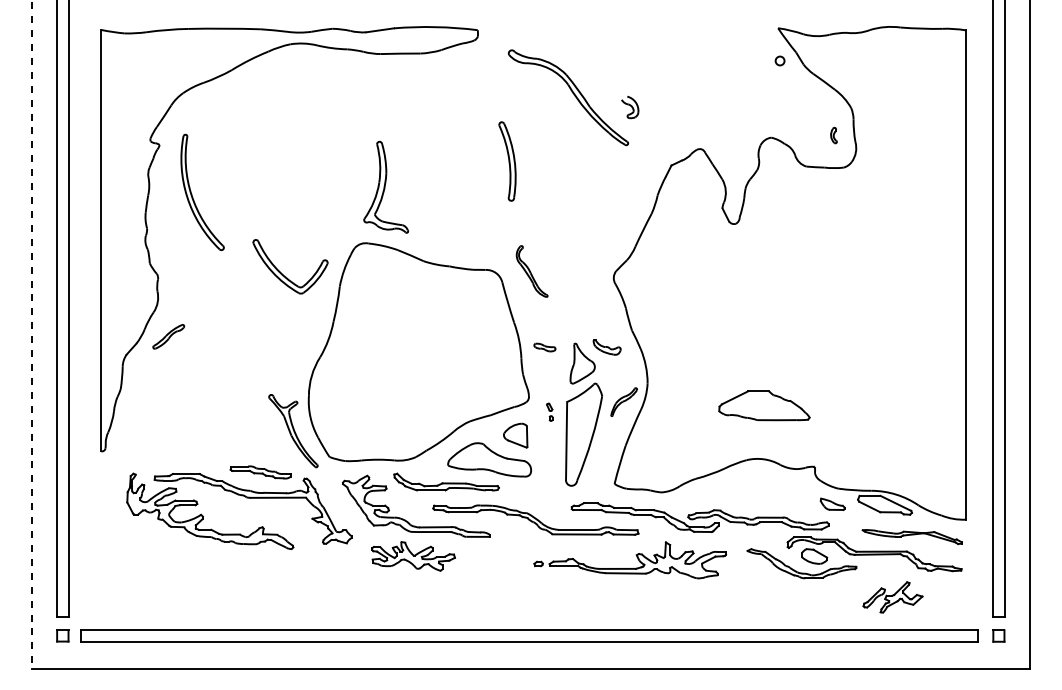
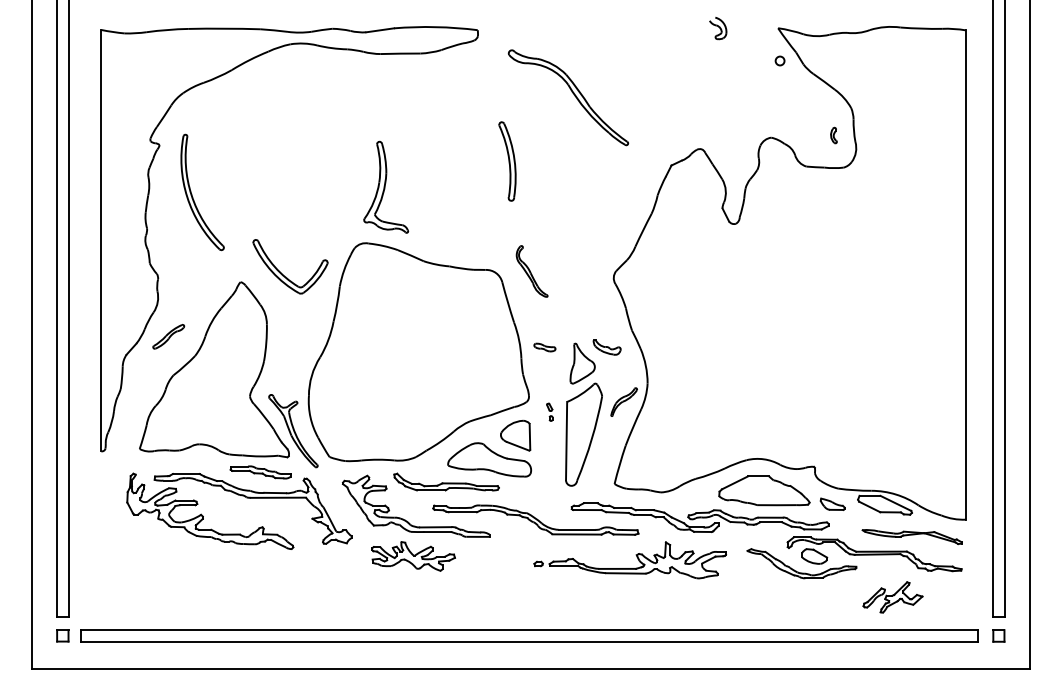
part position: (630, 107) -> (718, 28) (718, 28)
line: dashed -> solid (31, 335)
part: none -> present (214, 369)
part position: (764, 405) -> (764, 490) (764, 490)
part size: 26x27 px -> 32x33 px (515, 435)
